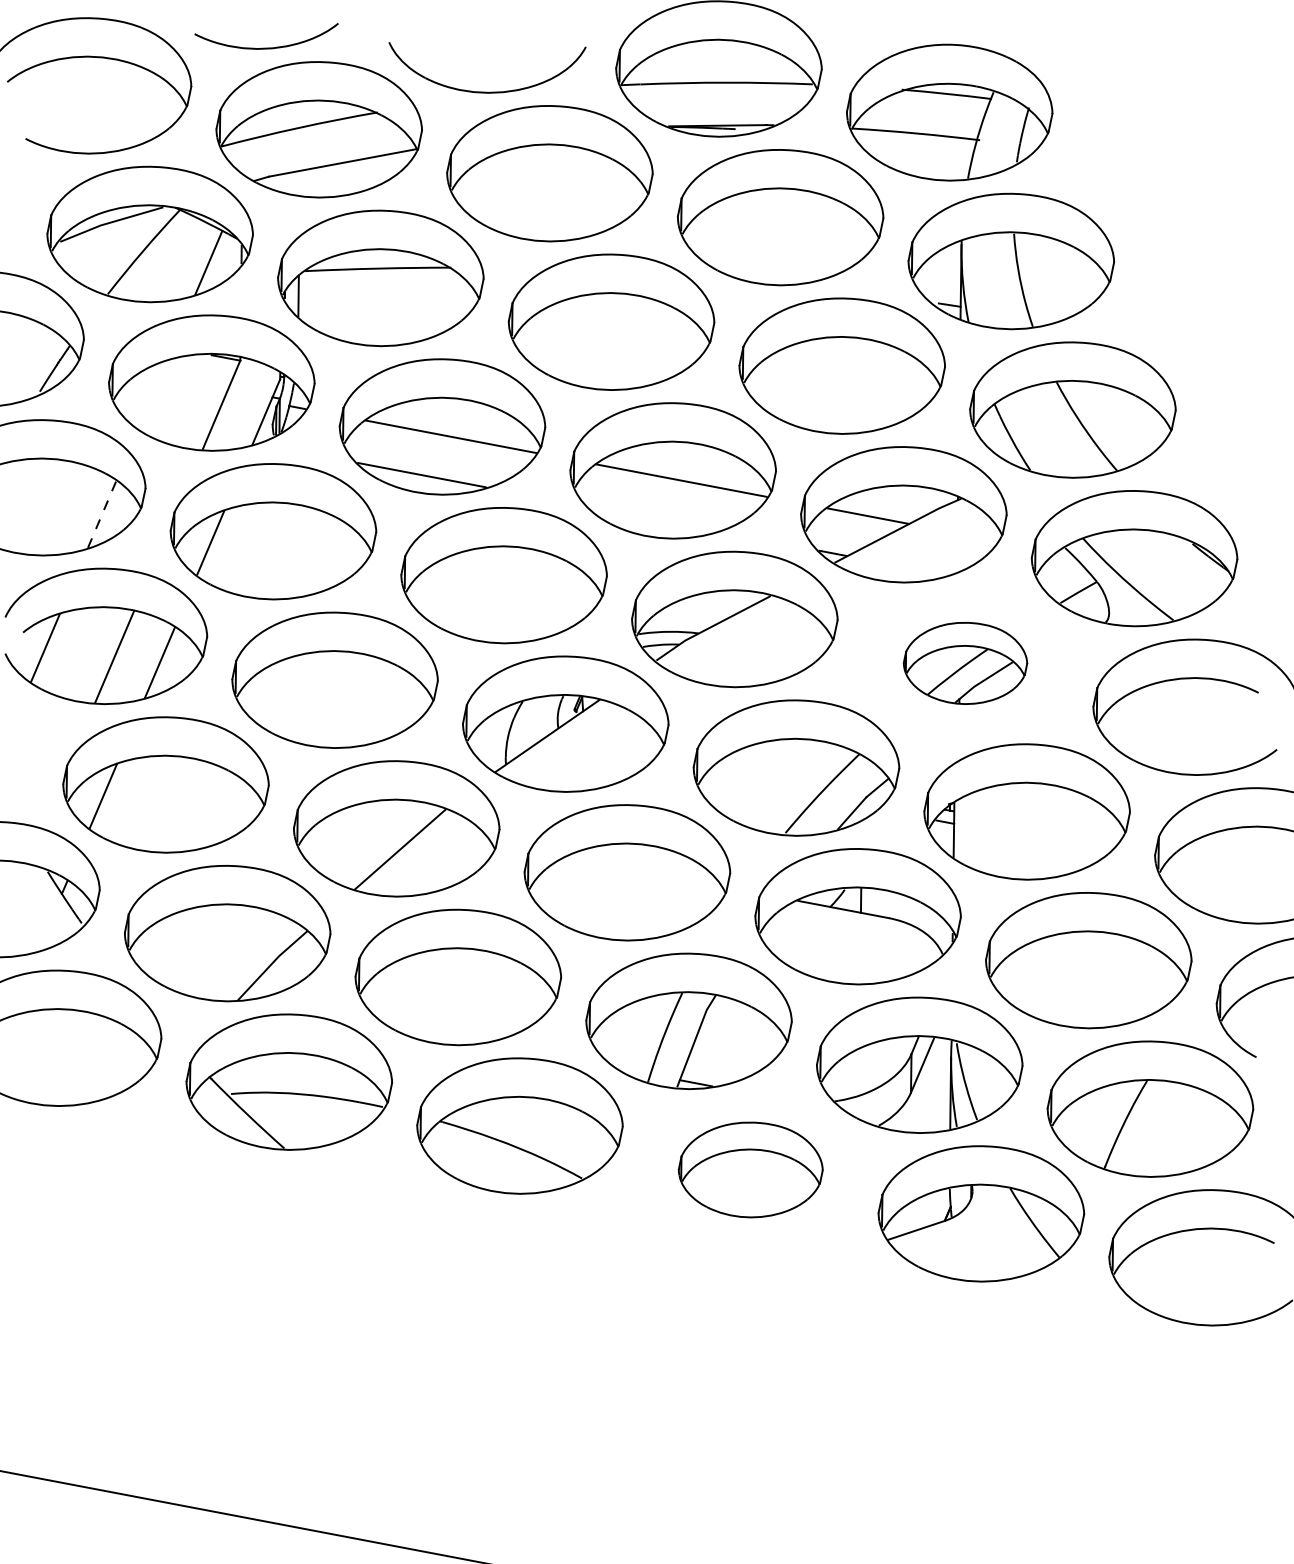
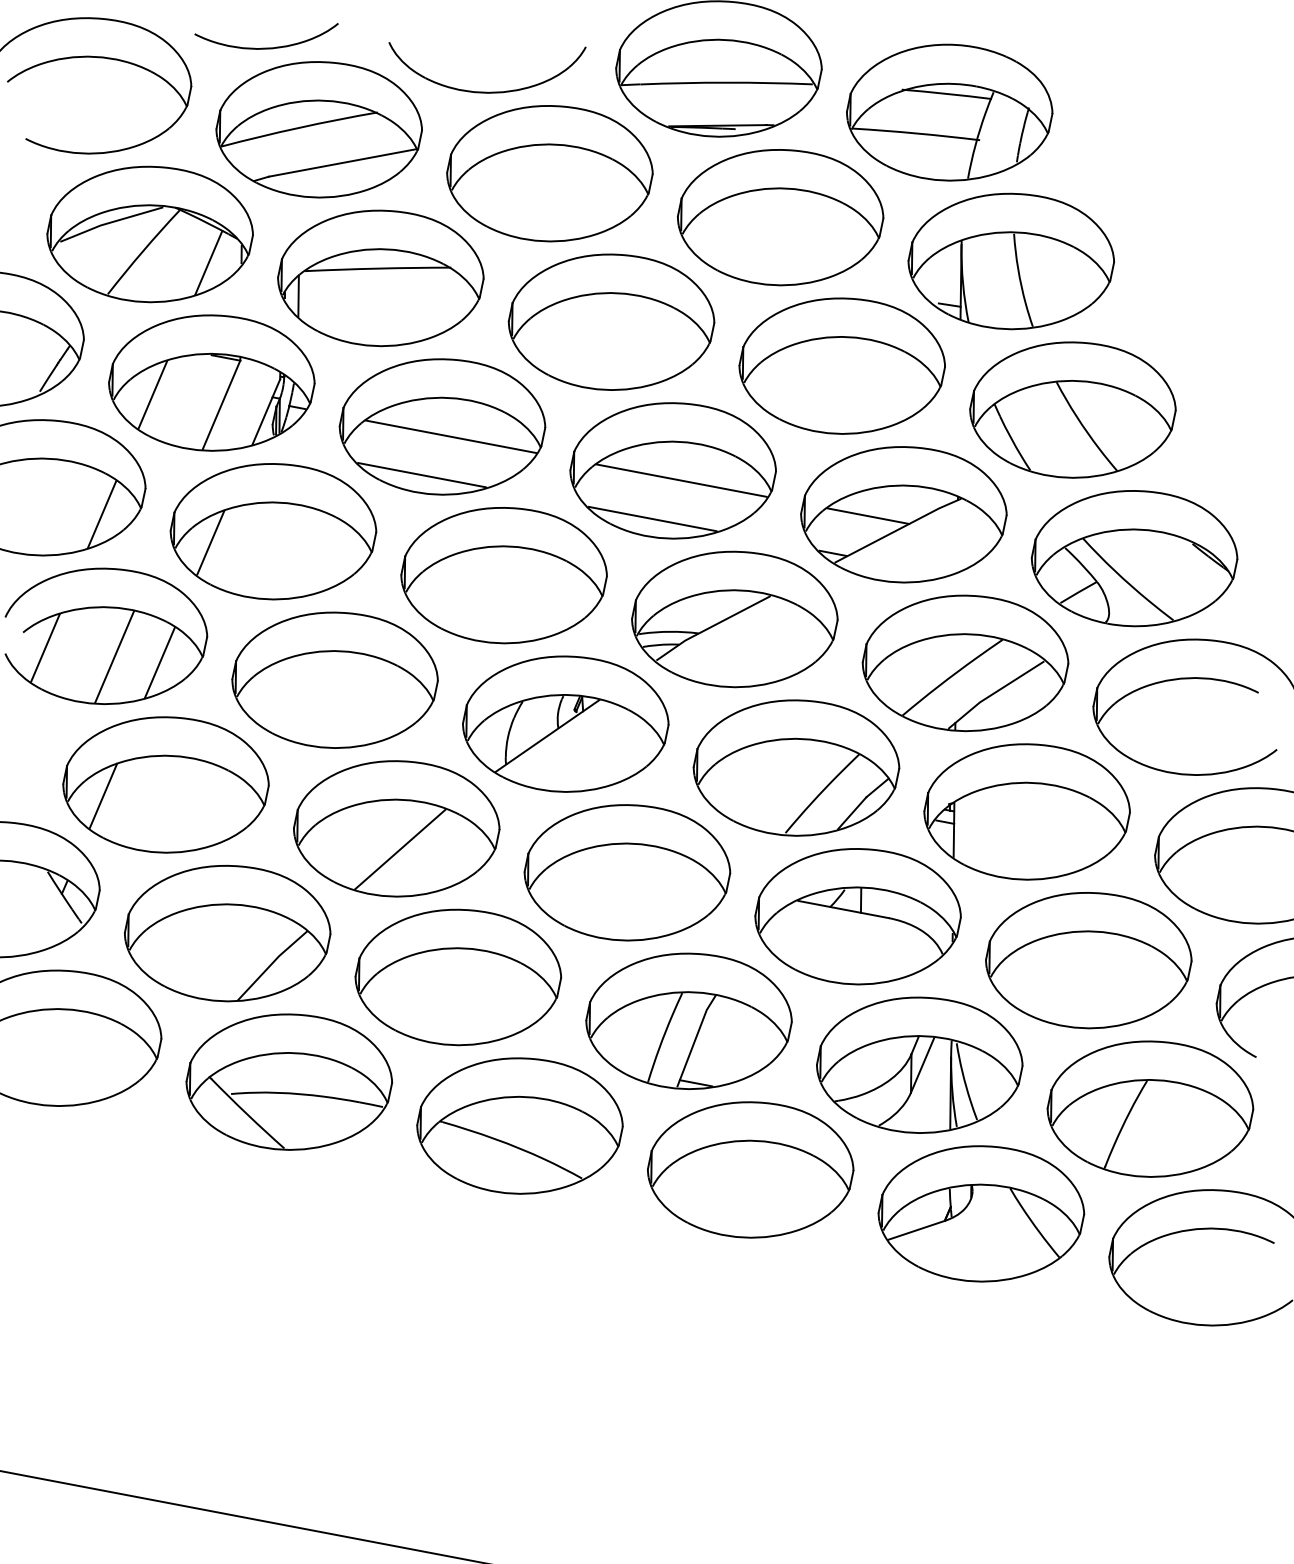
line: none -> present (152, 394)
line: dashed -> solid (101, 515)
line: none -> present (652, 518)
part size: 127x83 px -> 209x139 px (965, 663)
part size: 147x98 px -> 208x138 px (750, 1169)
